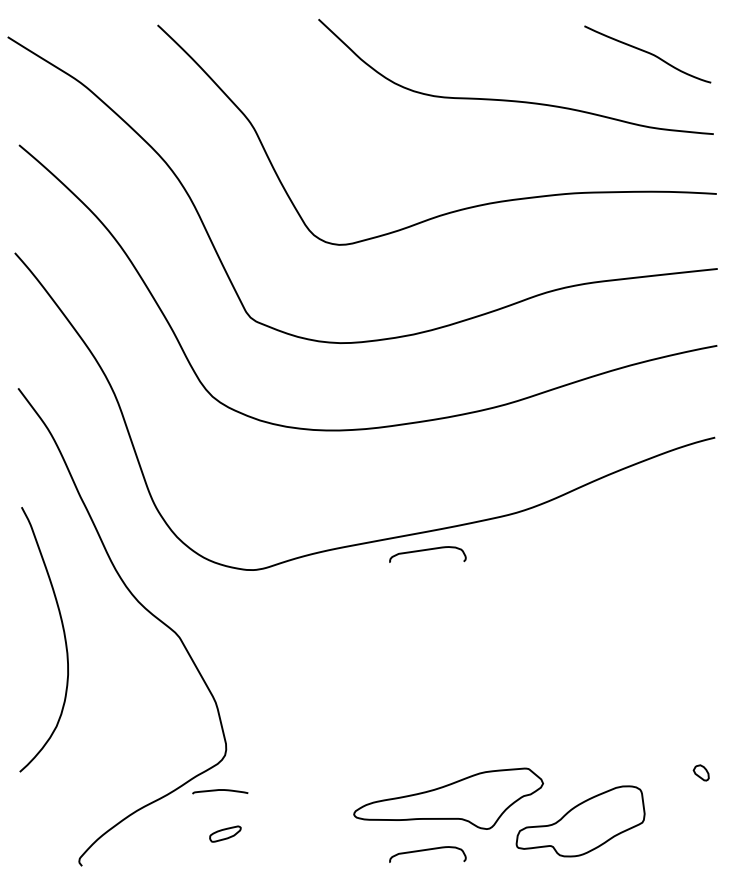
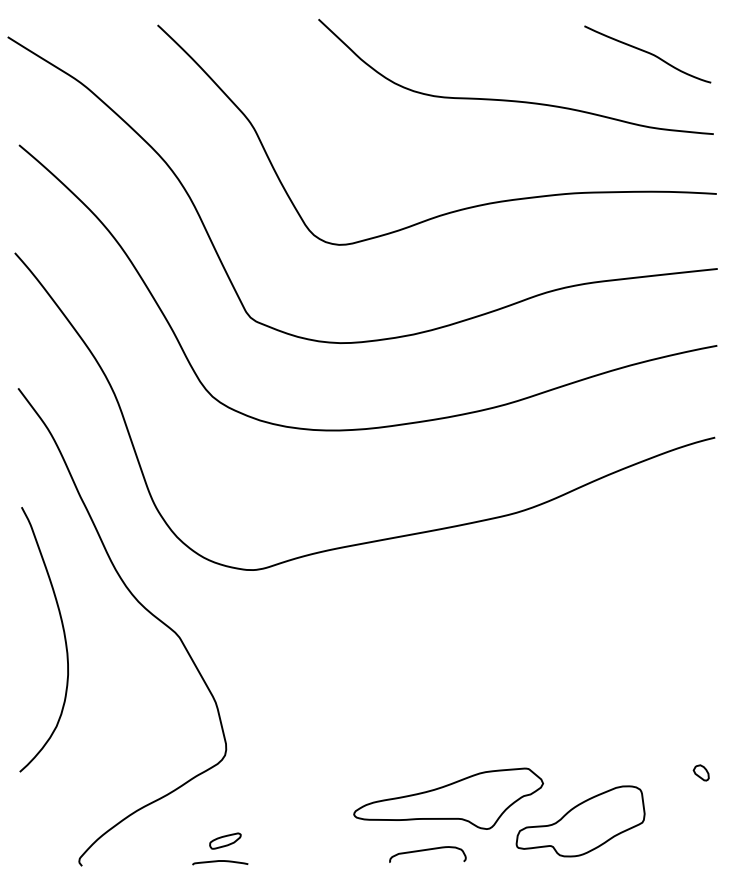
curve: present -> none (427, 550)
curve position: (220, 790) -> (220, 861) (220, 861)
part position: (225, 833) -> (225, 840) (225, 840)
